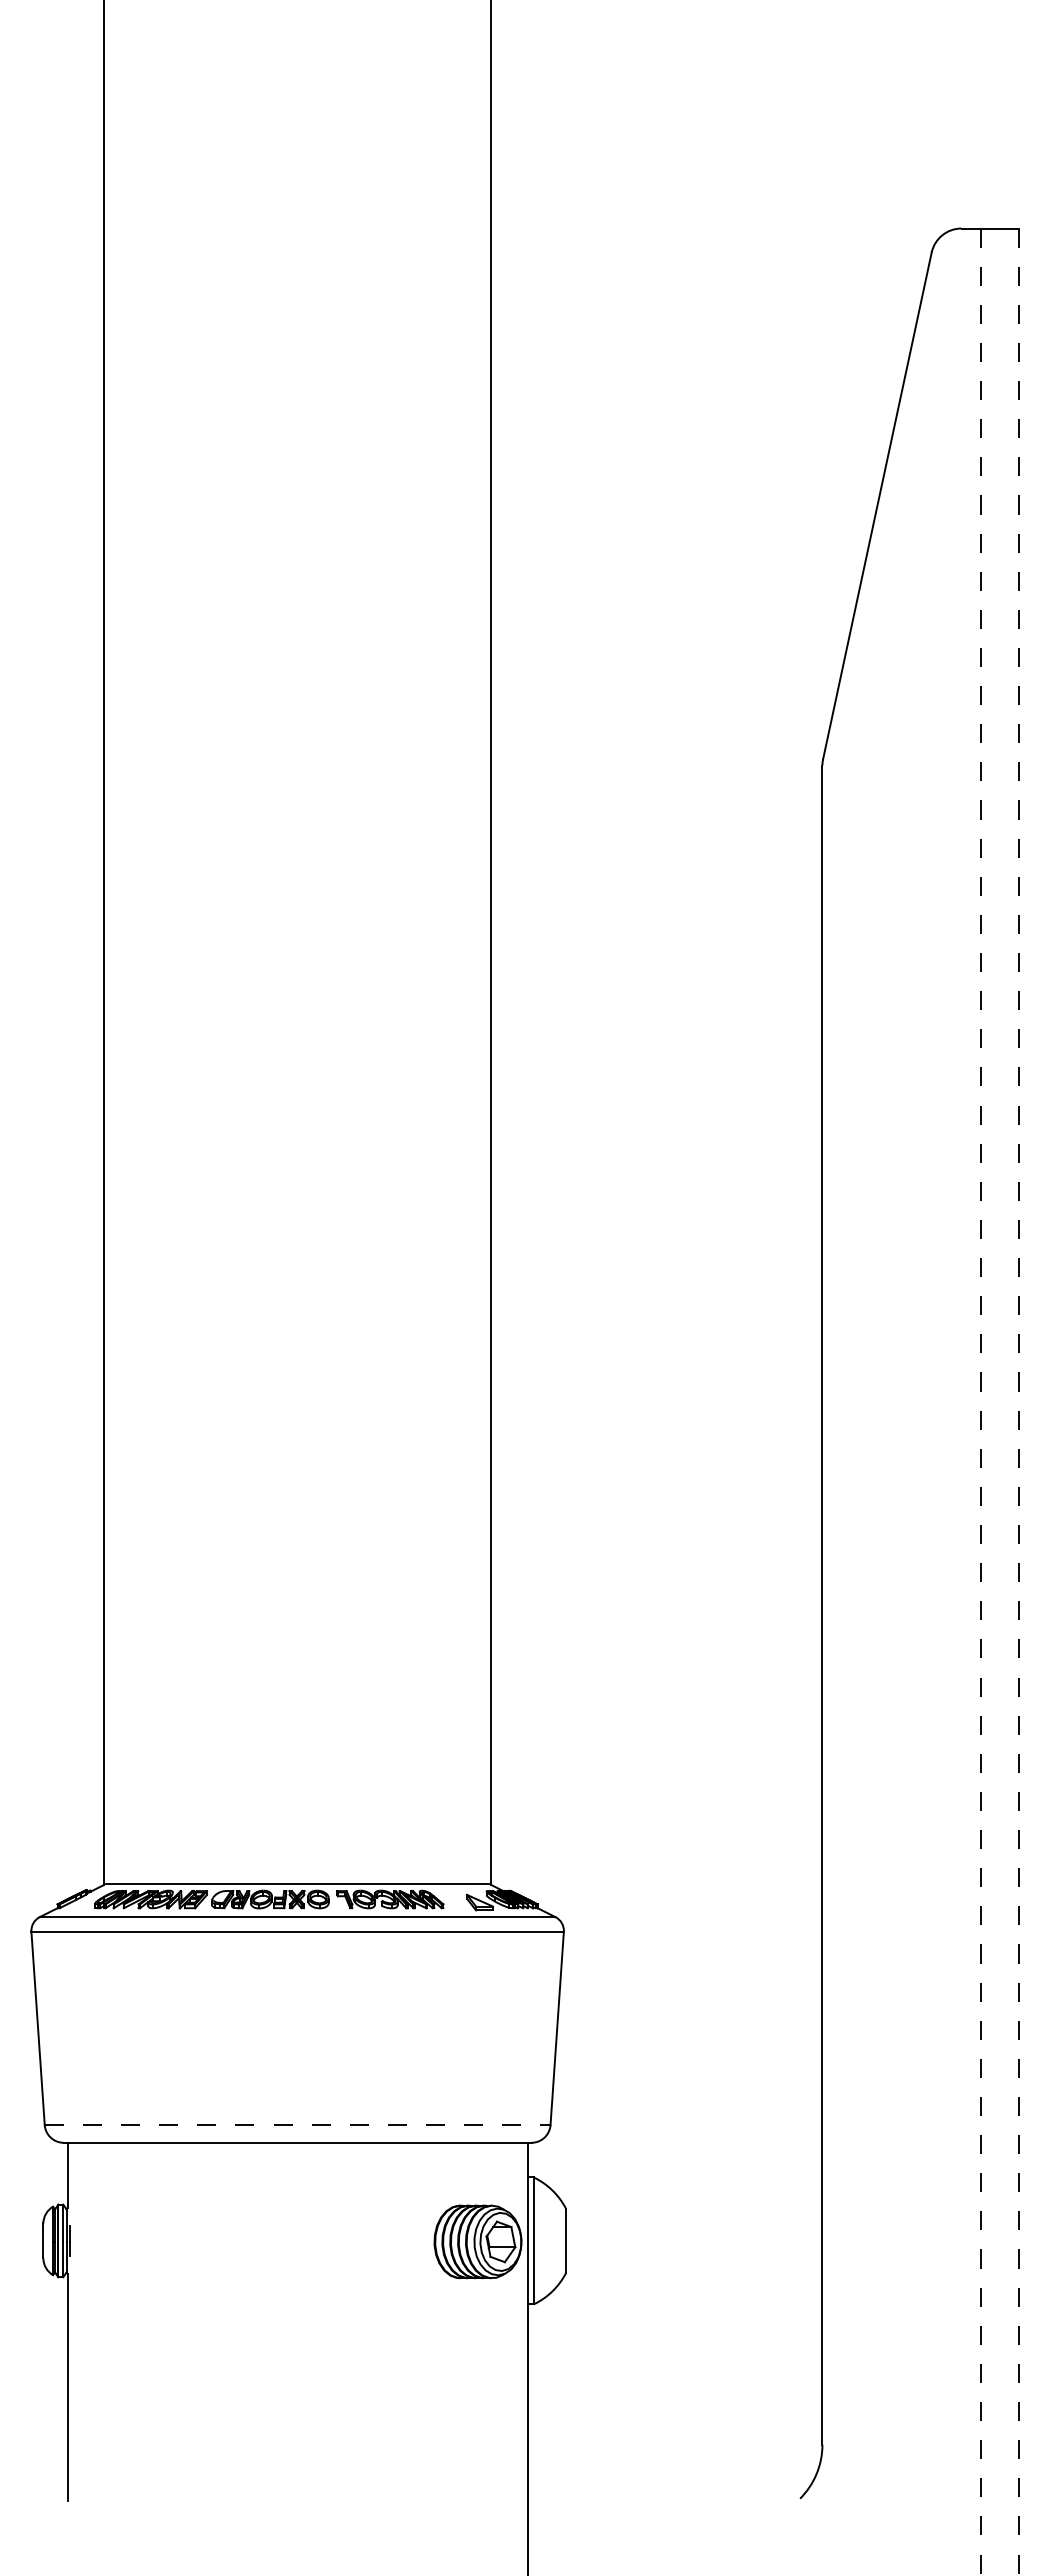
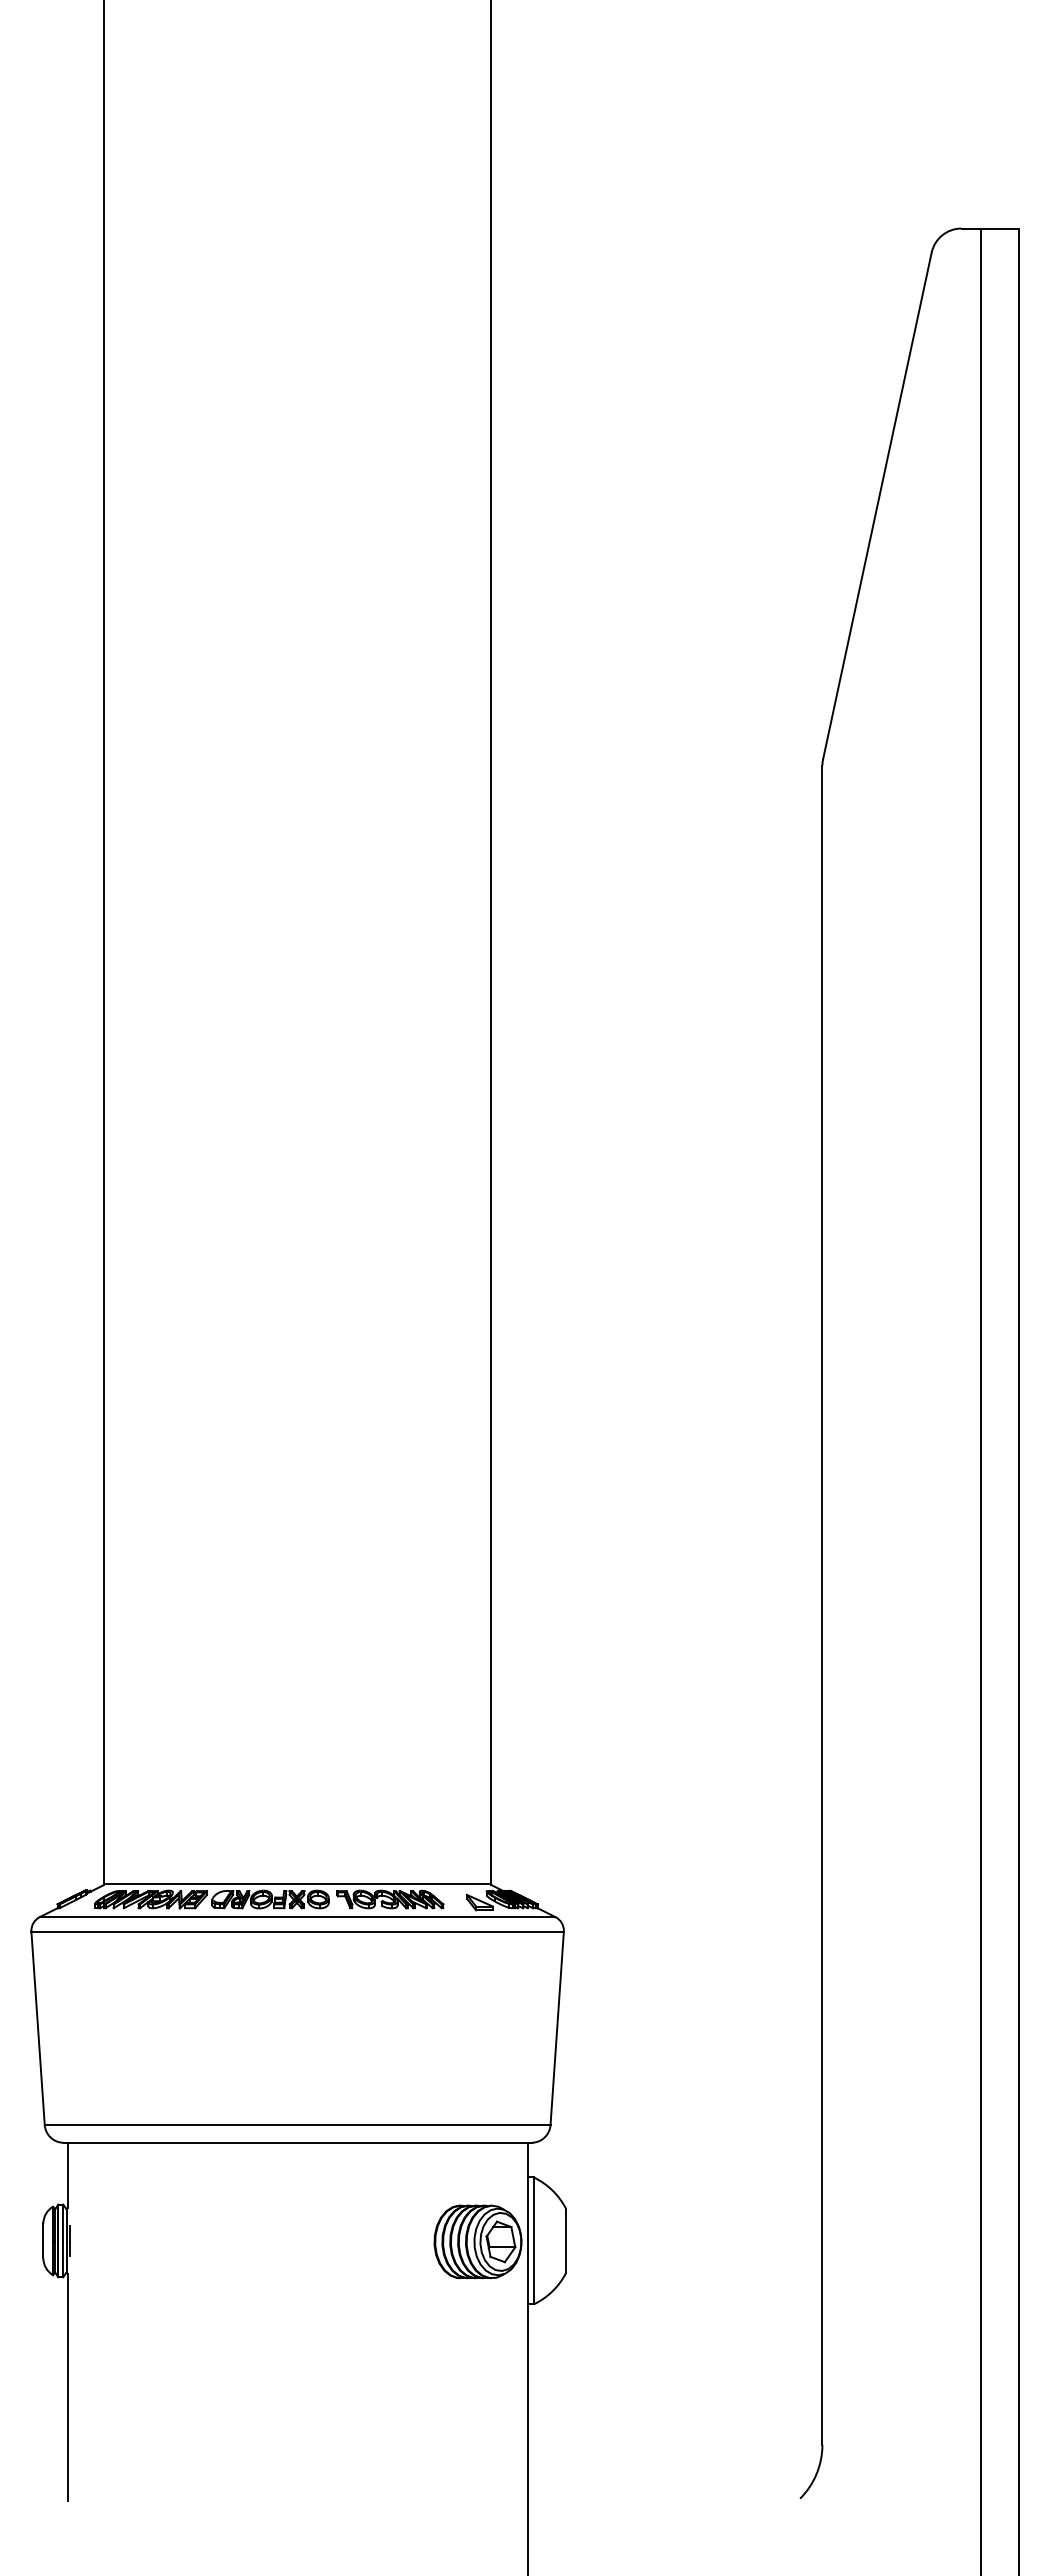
line: dashed -> solid (981, 1402)
line: dashed -> solid (1018, 1402)
line: dashed -> solid (297, 2125)
